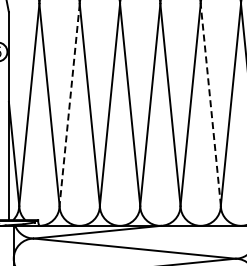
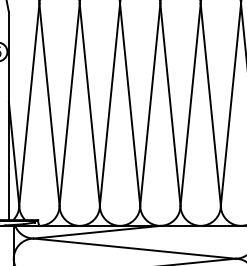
line: dashed -> solid (210, 104)
line: dashed -> solid (69, 105)
